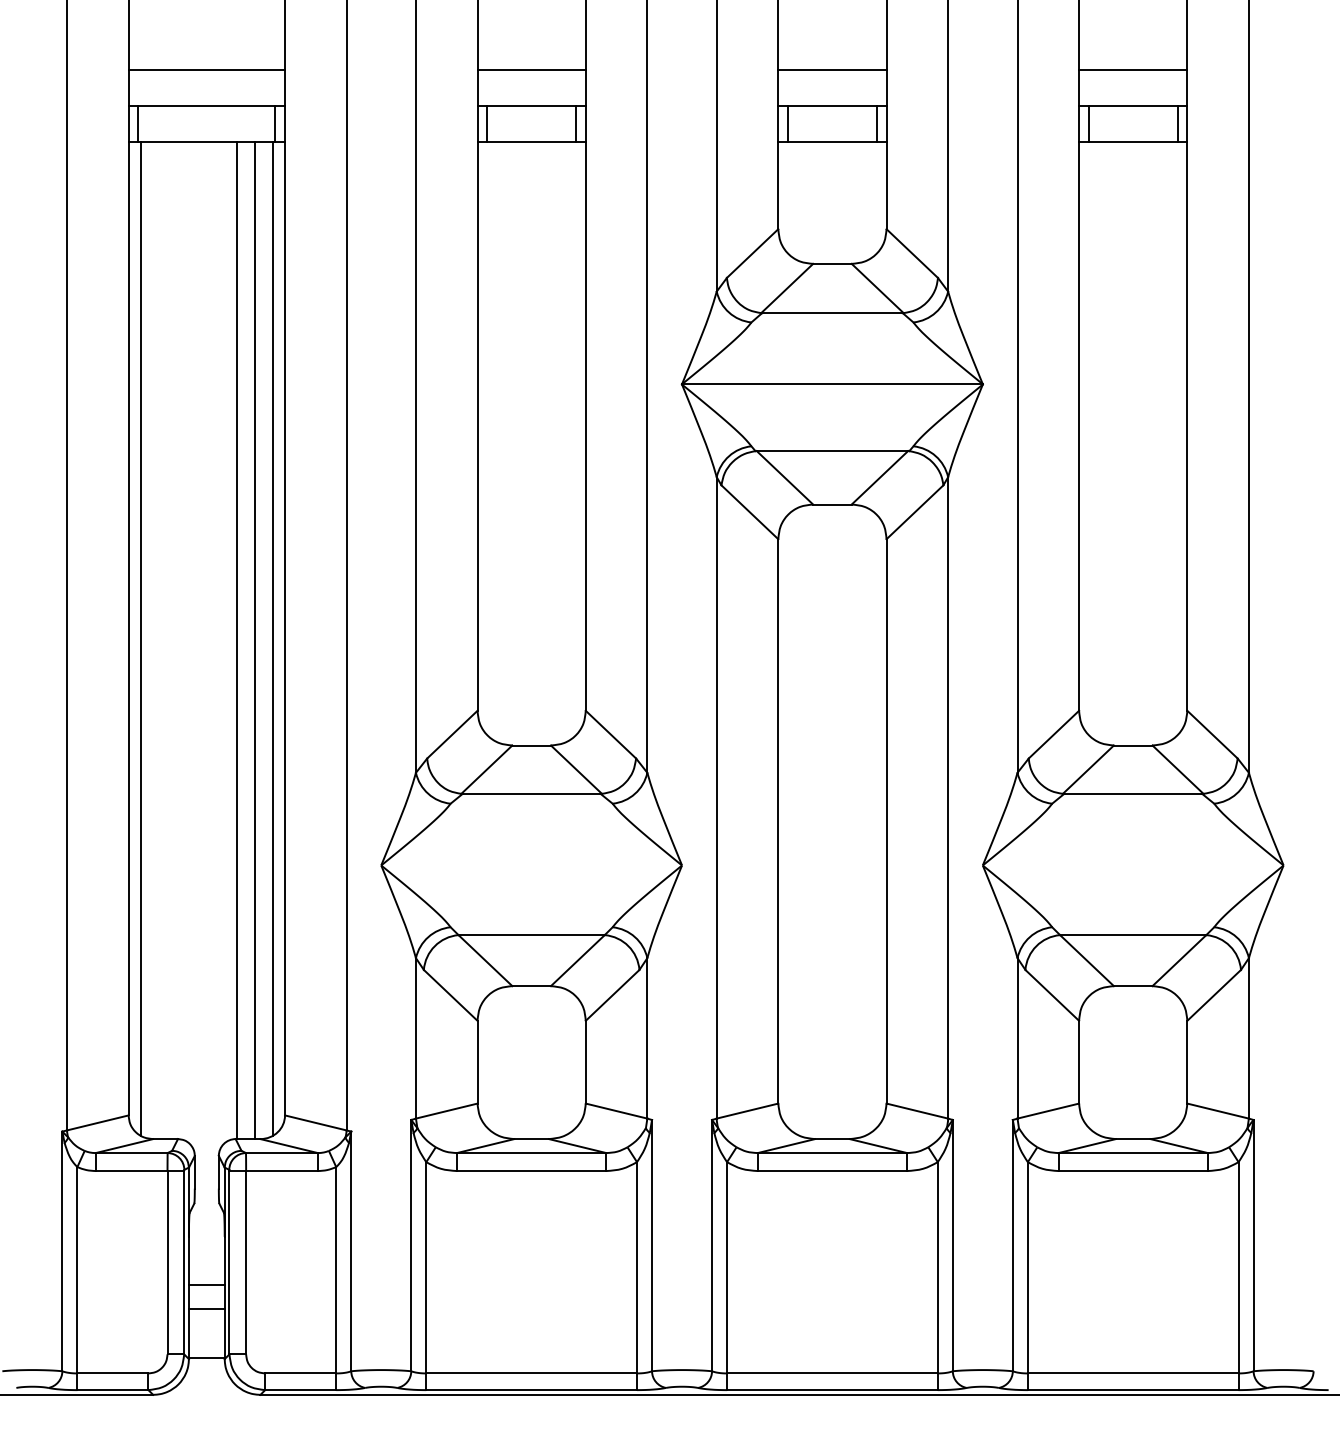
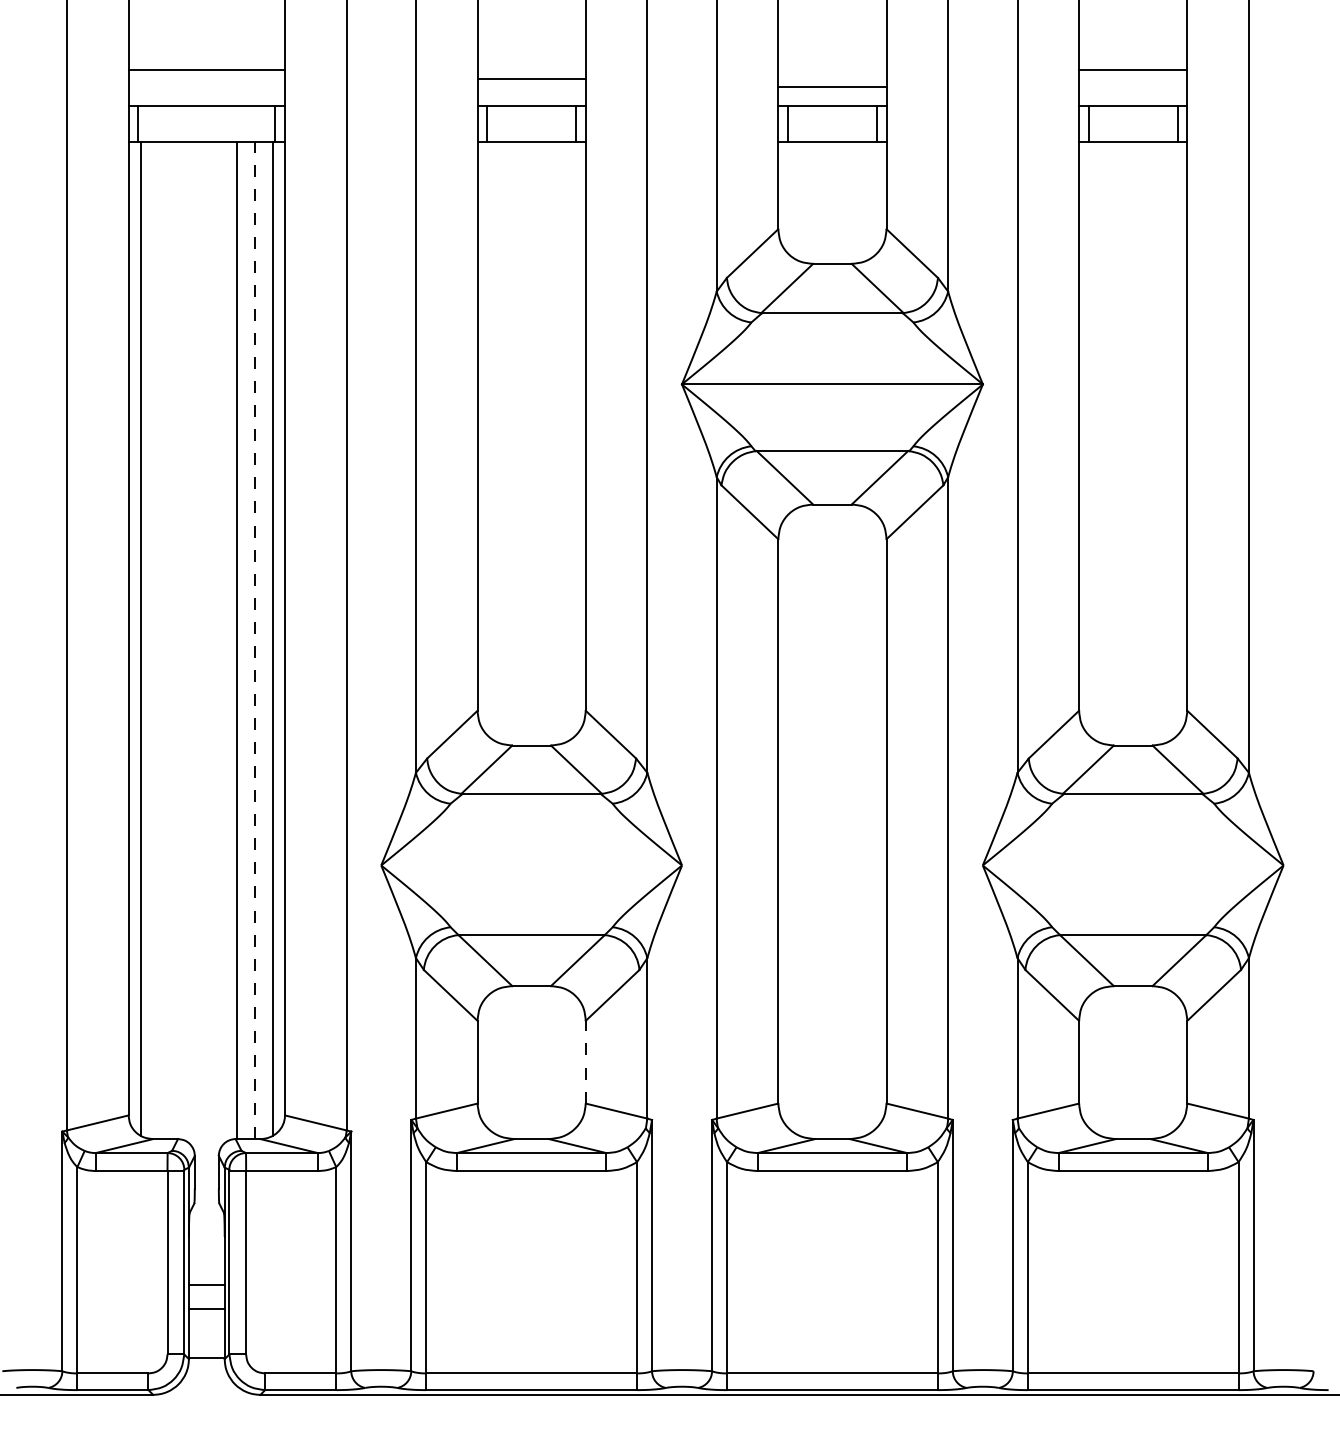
line position: (531, 70) -> (531, 79) (531, 79)
line position: (832, 70) -> (832, 87) (832, 87)
line: solid -> dashed (254, 640)
line: solid -> dashed (585, 1061)
